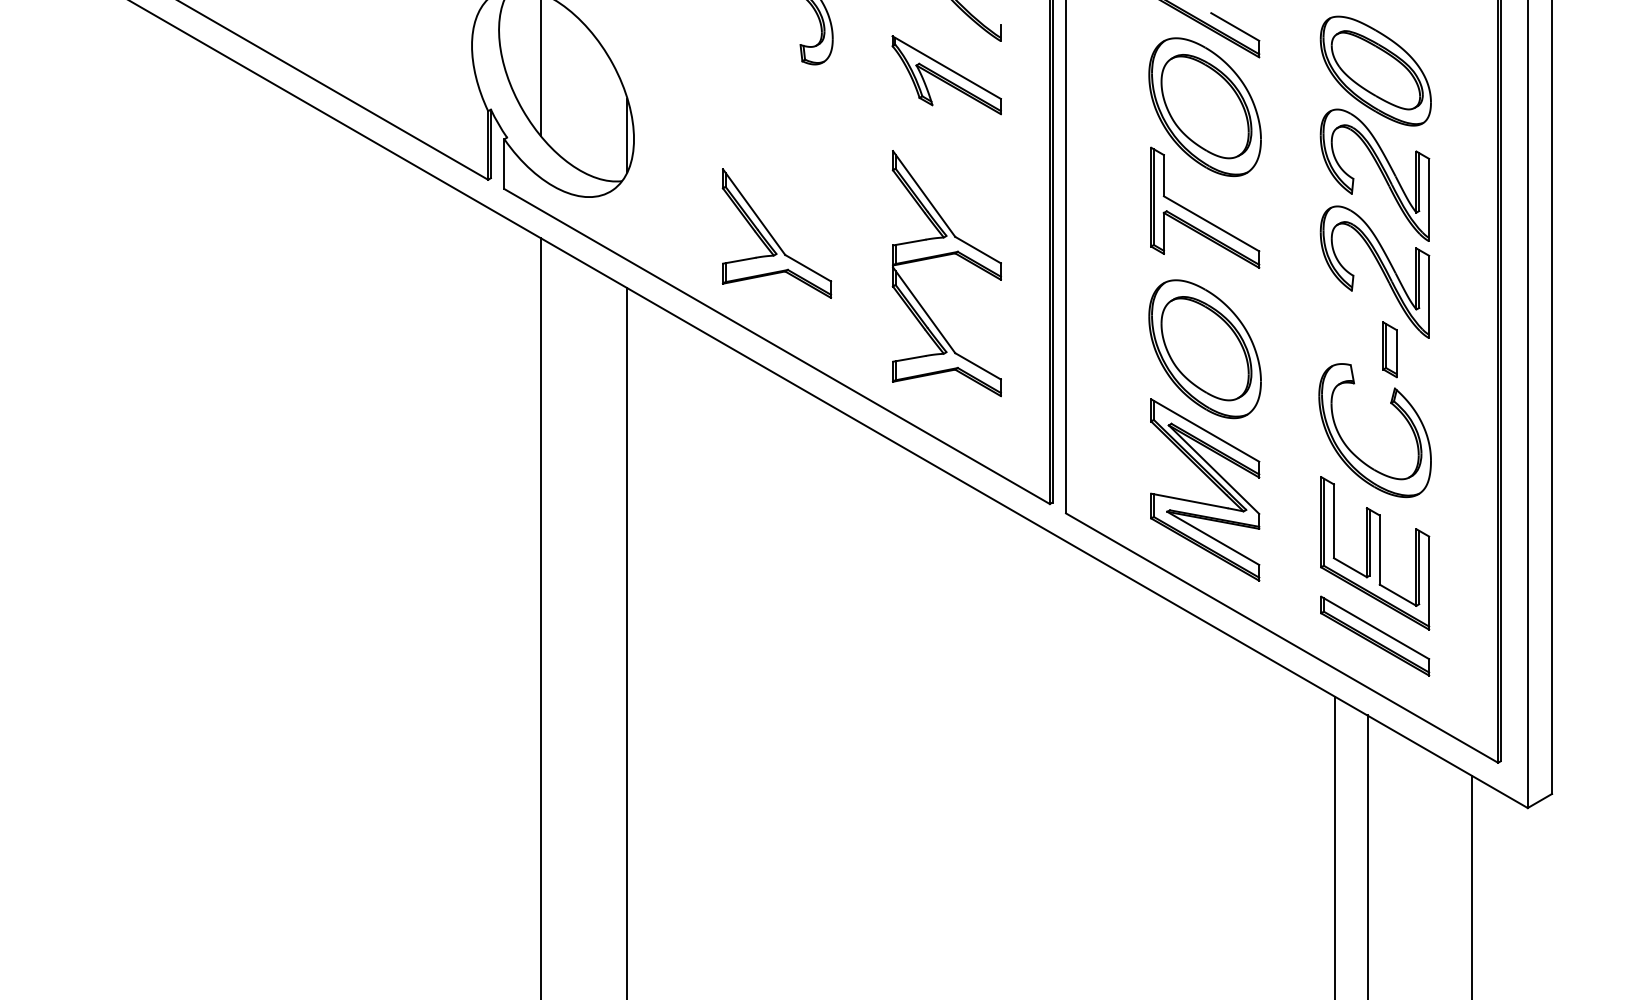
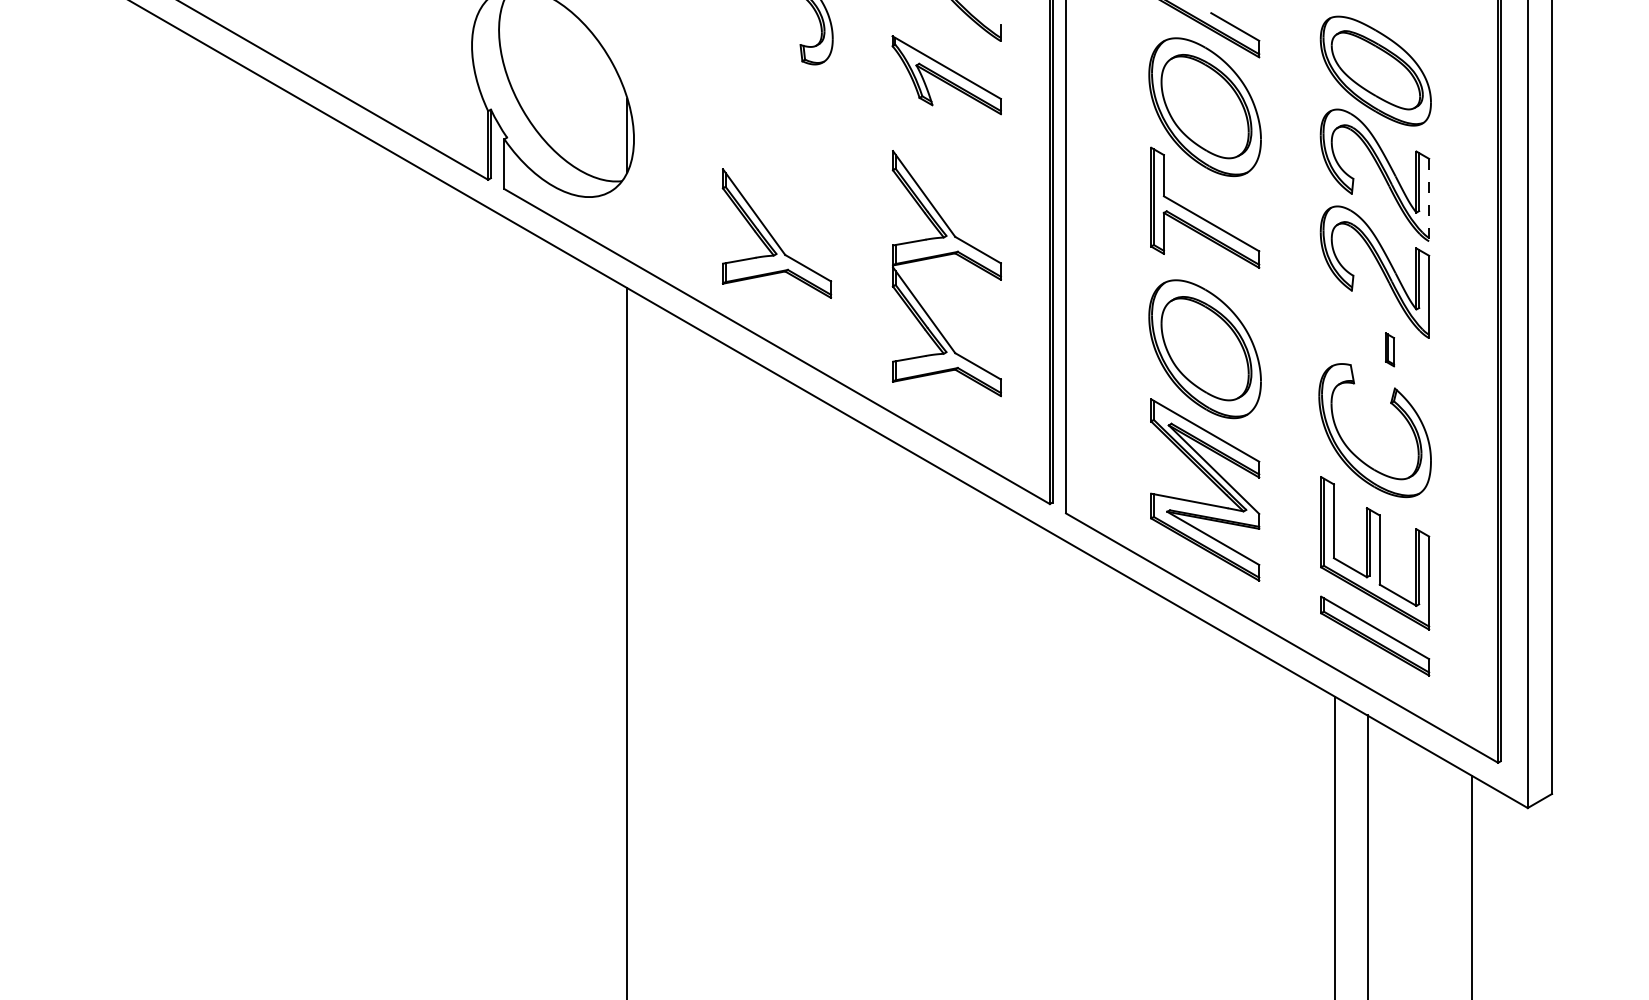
line: present -> none (541, 69)
line: solid -> dashed (1429, 200)
part size: 16x58 px -> 11x36 px (1390, 349)
line: present -> none (541, 617)
